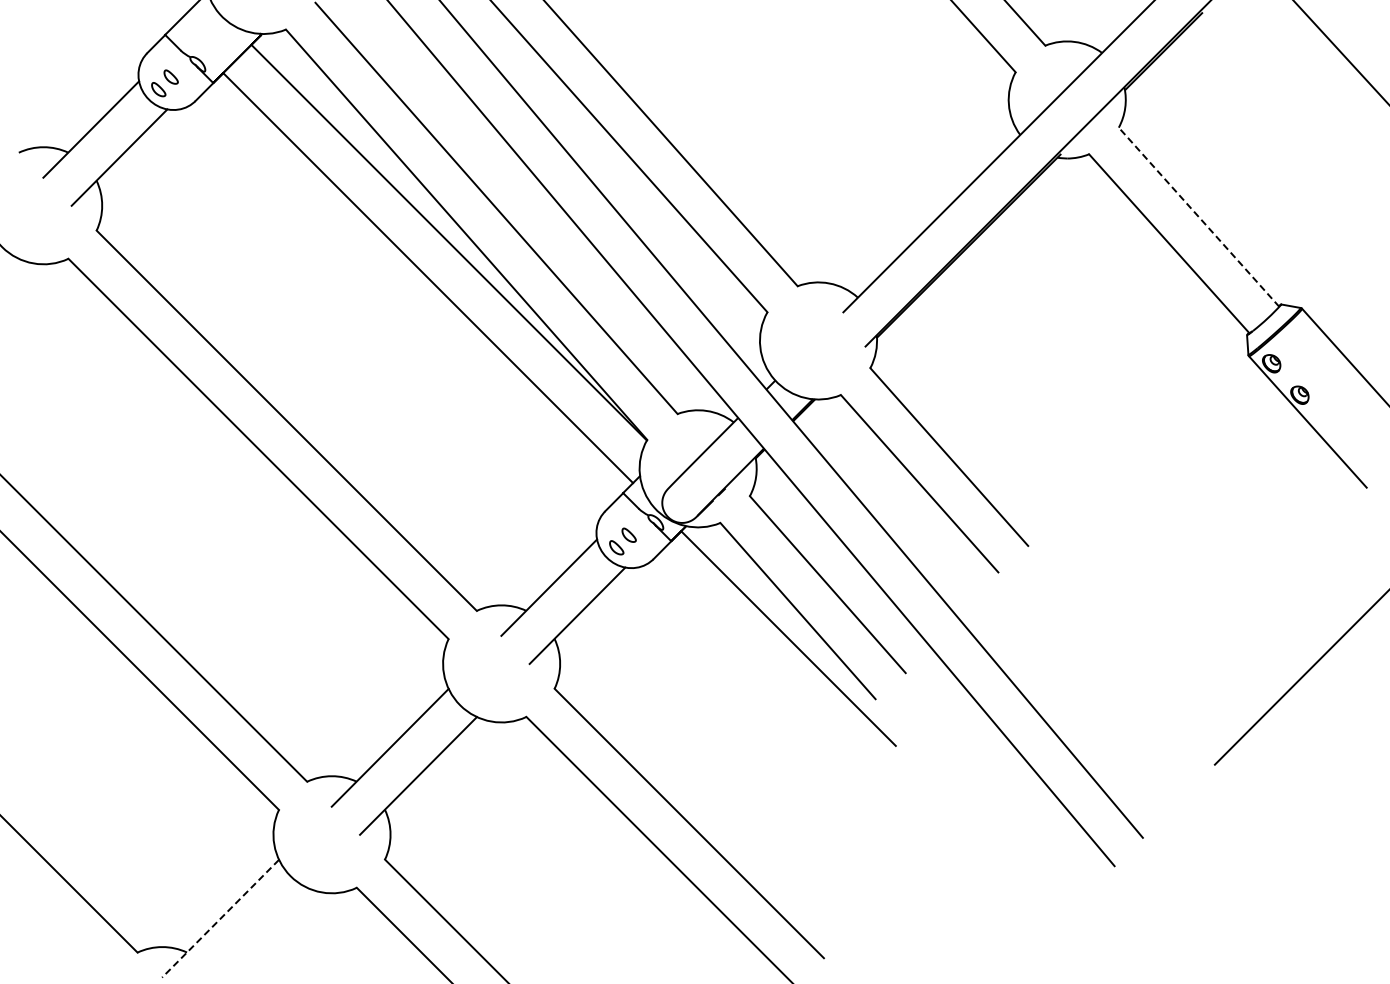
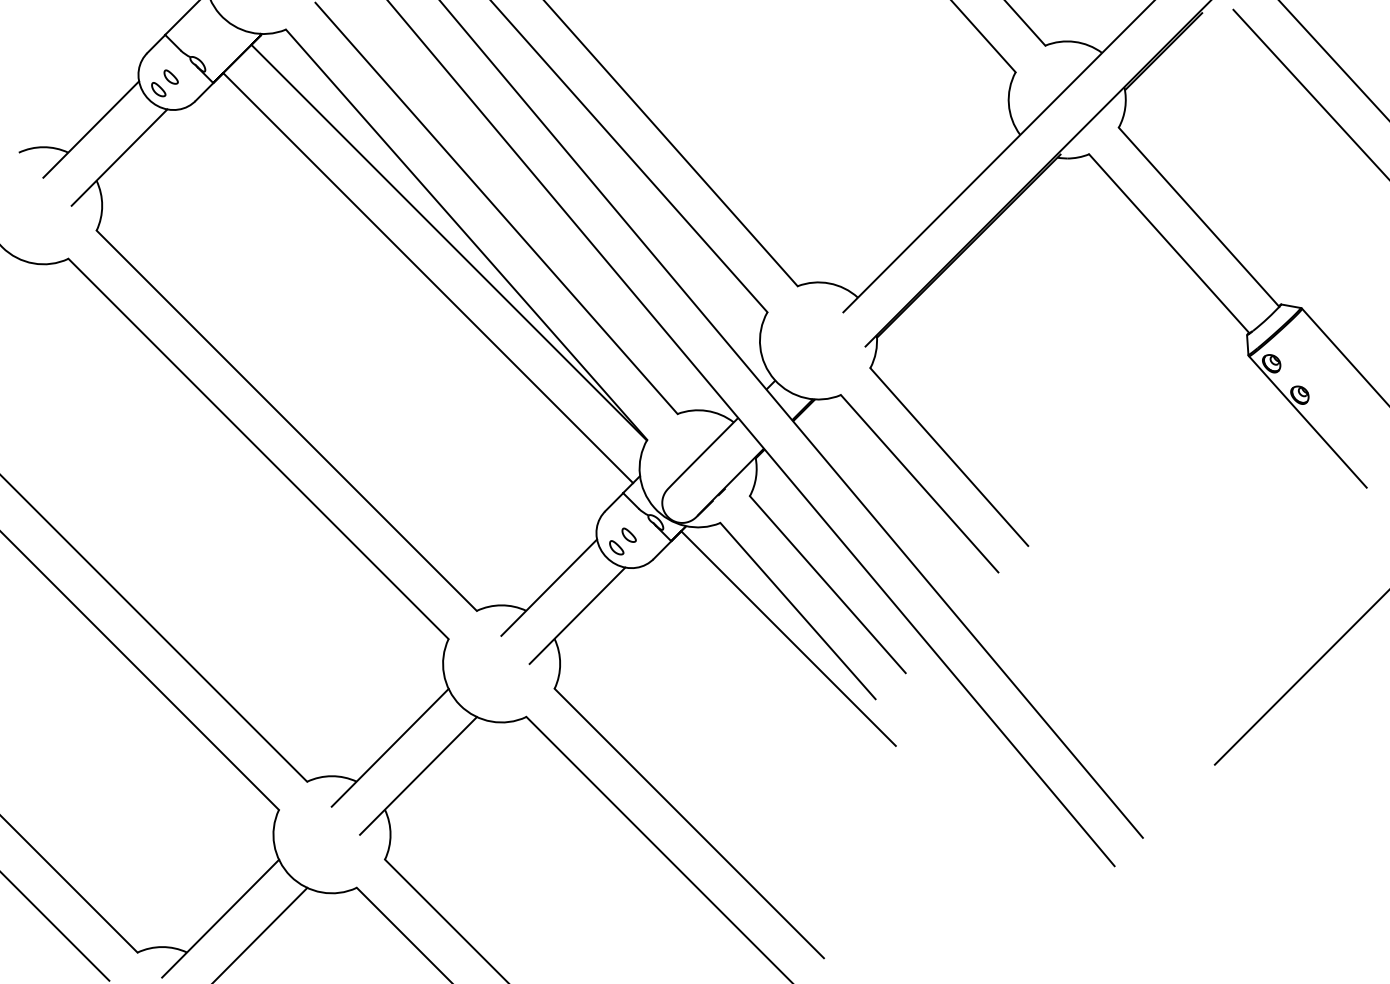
line position: (1340, 52) -> (1333, 60) (1333, 60)
line: none -> present (1309, 92)
line: dashed -> solid (1198, 216)
line: dashed -> solid (220, 918)
line: none -> present (55, 926)
line: none -> present (261, 933)
